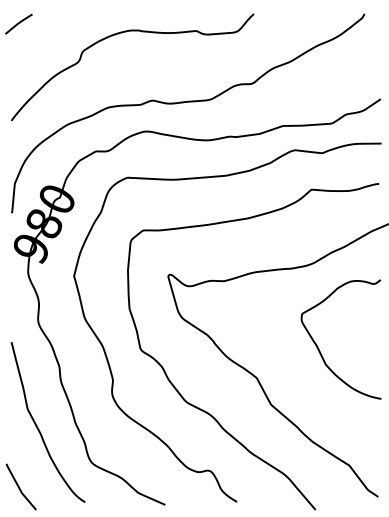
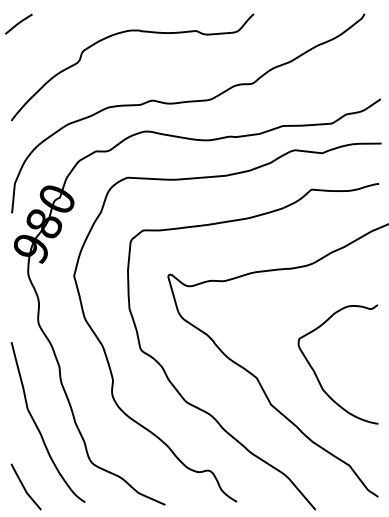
curve position: (319, 348) -> (316, 373) (316, 373)
curve position: (19, 486) -> (24, 486) (24, 486)
